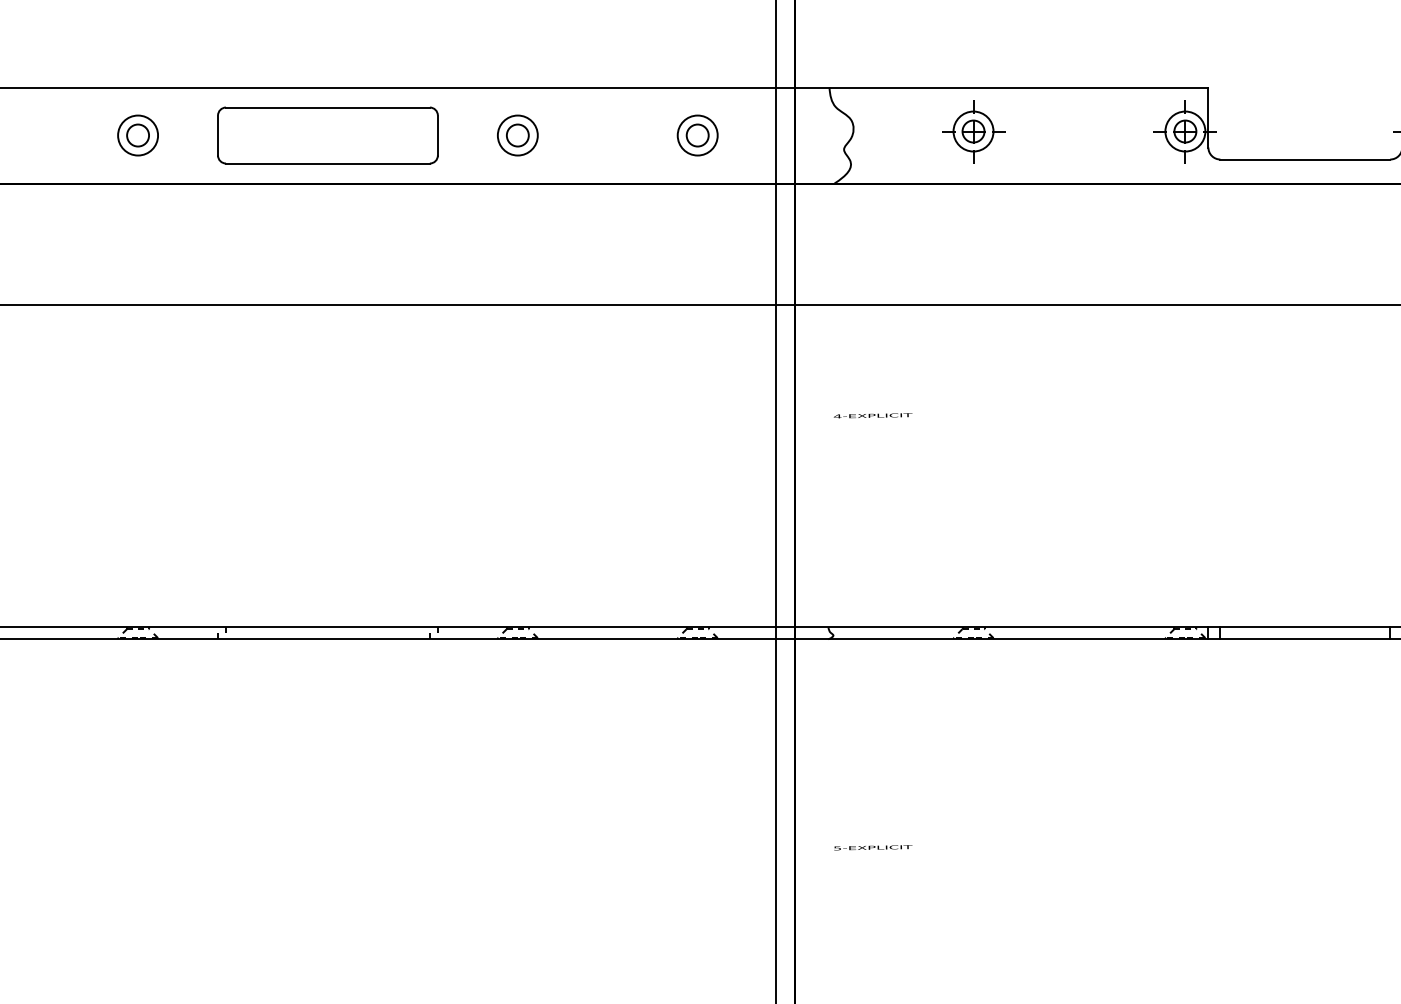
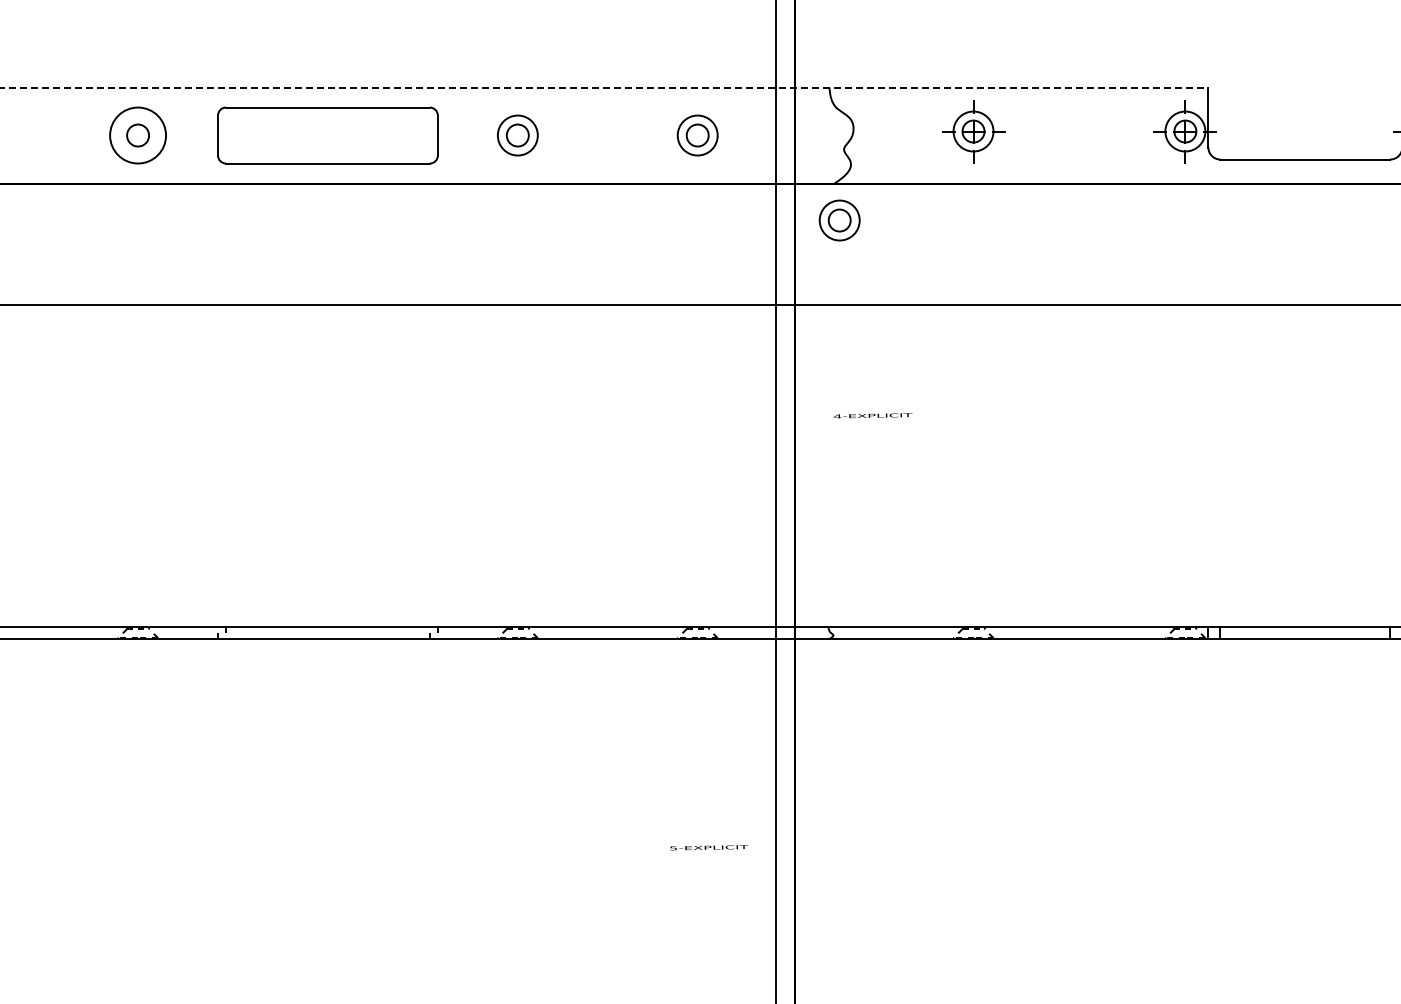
line: solid -> dashed (604, 87)
circle diameter: 40 px -> 56 px (138, 135)
part: none -> present (839, 220)
text position: (873, 847) -> (709, 847) (709, 847)
